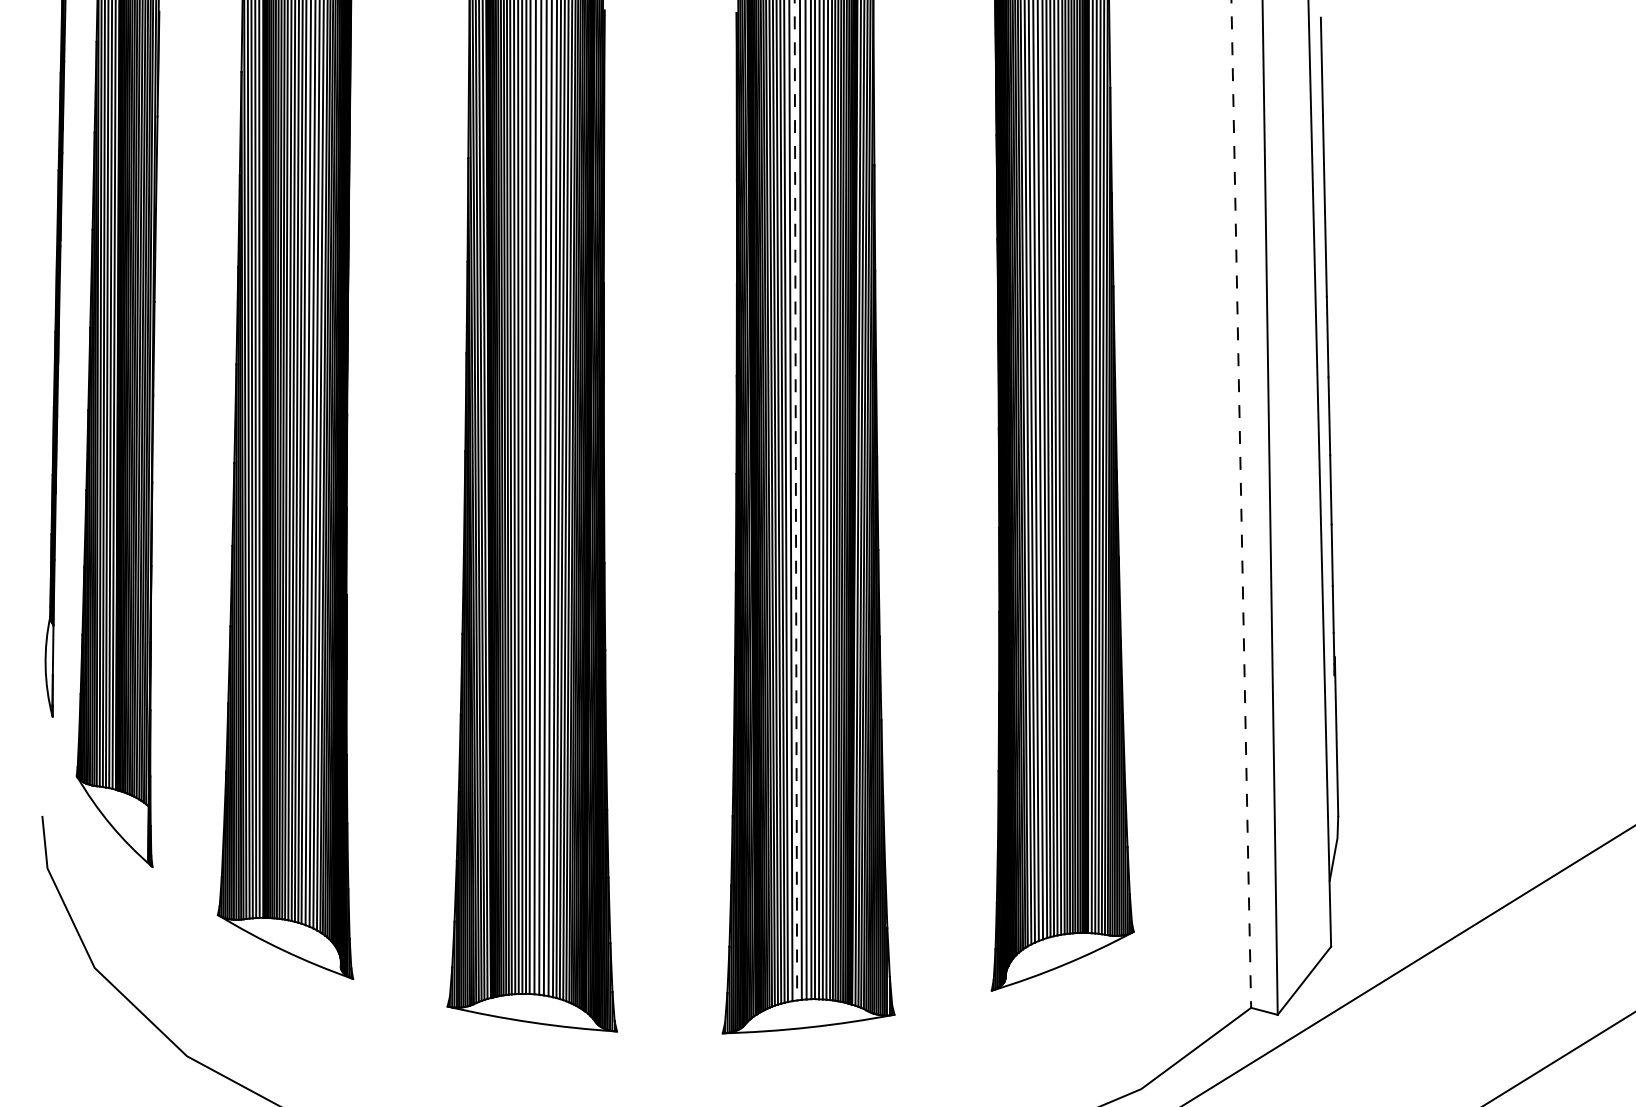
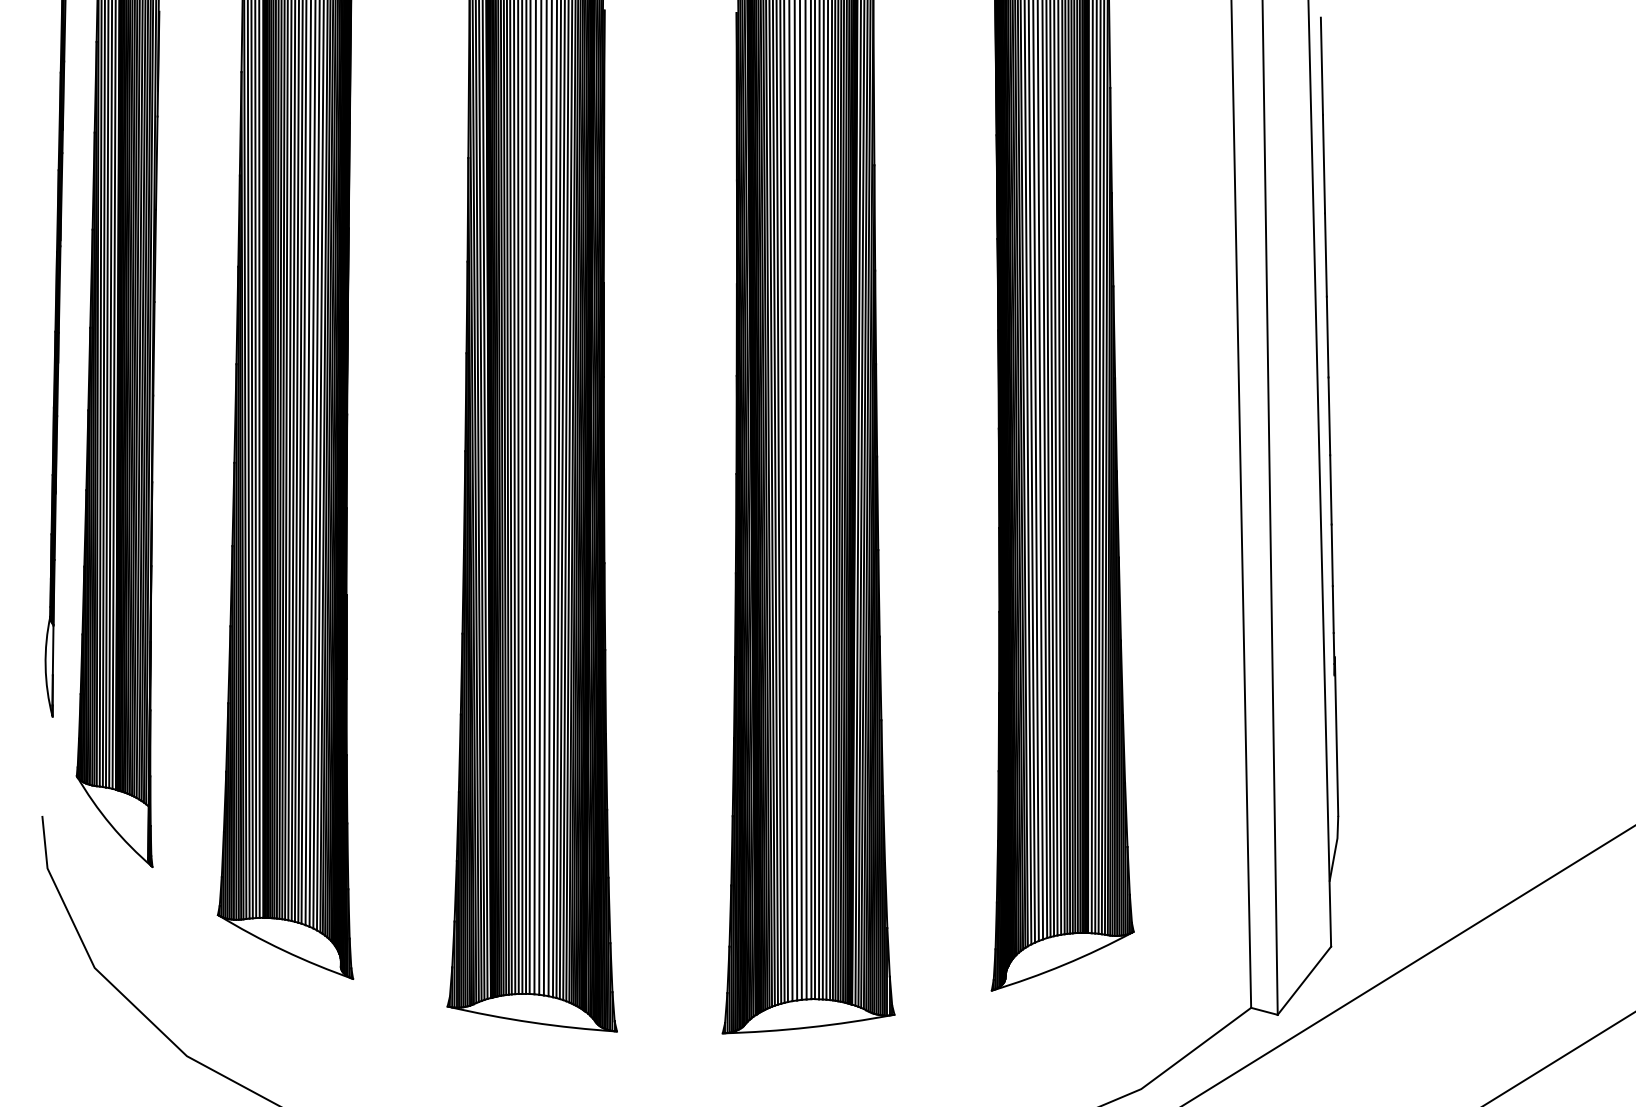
line: dashed -> solid (795, 500)
line: dashed -> solid (1241, 505)
